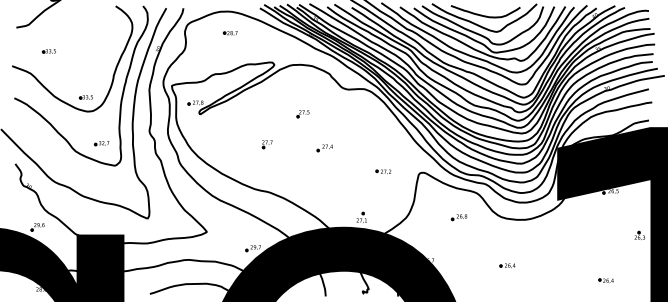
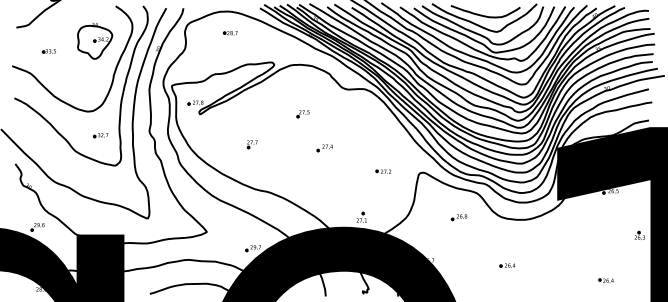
part: none -> present (95, 41)
part: present -> none (85, 97)
part position: (101, 143) -> (100, 135) (100, 135)
part position: (266, 144) -> (251, 144) (251, 144)
